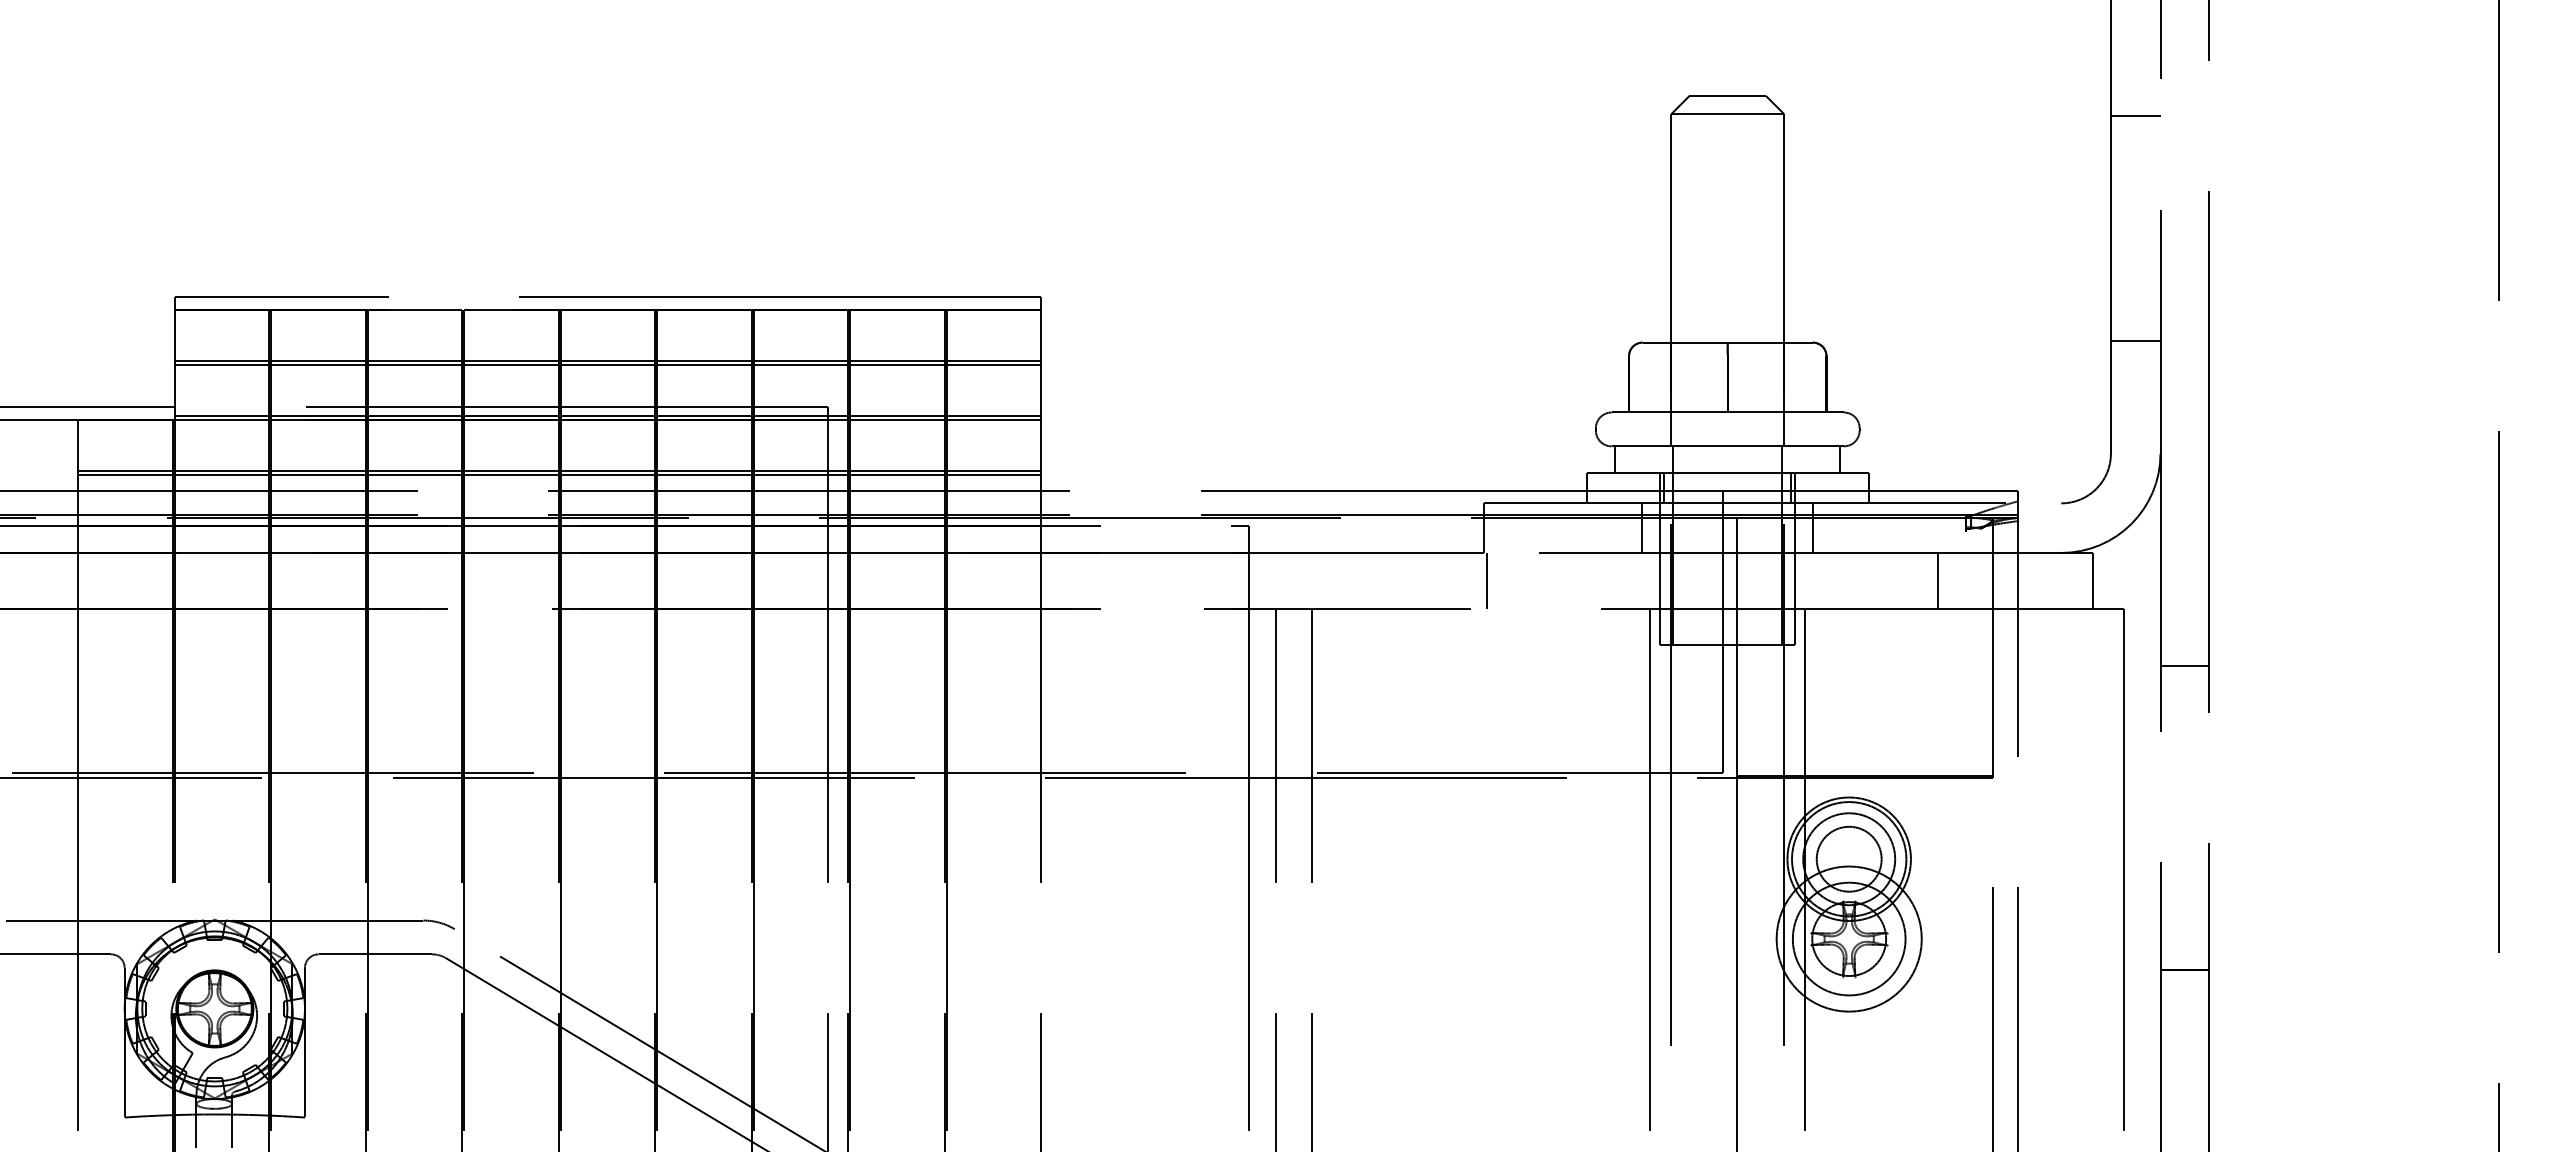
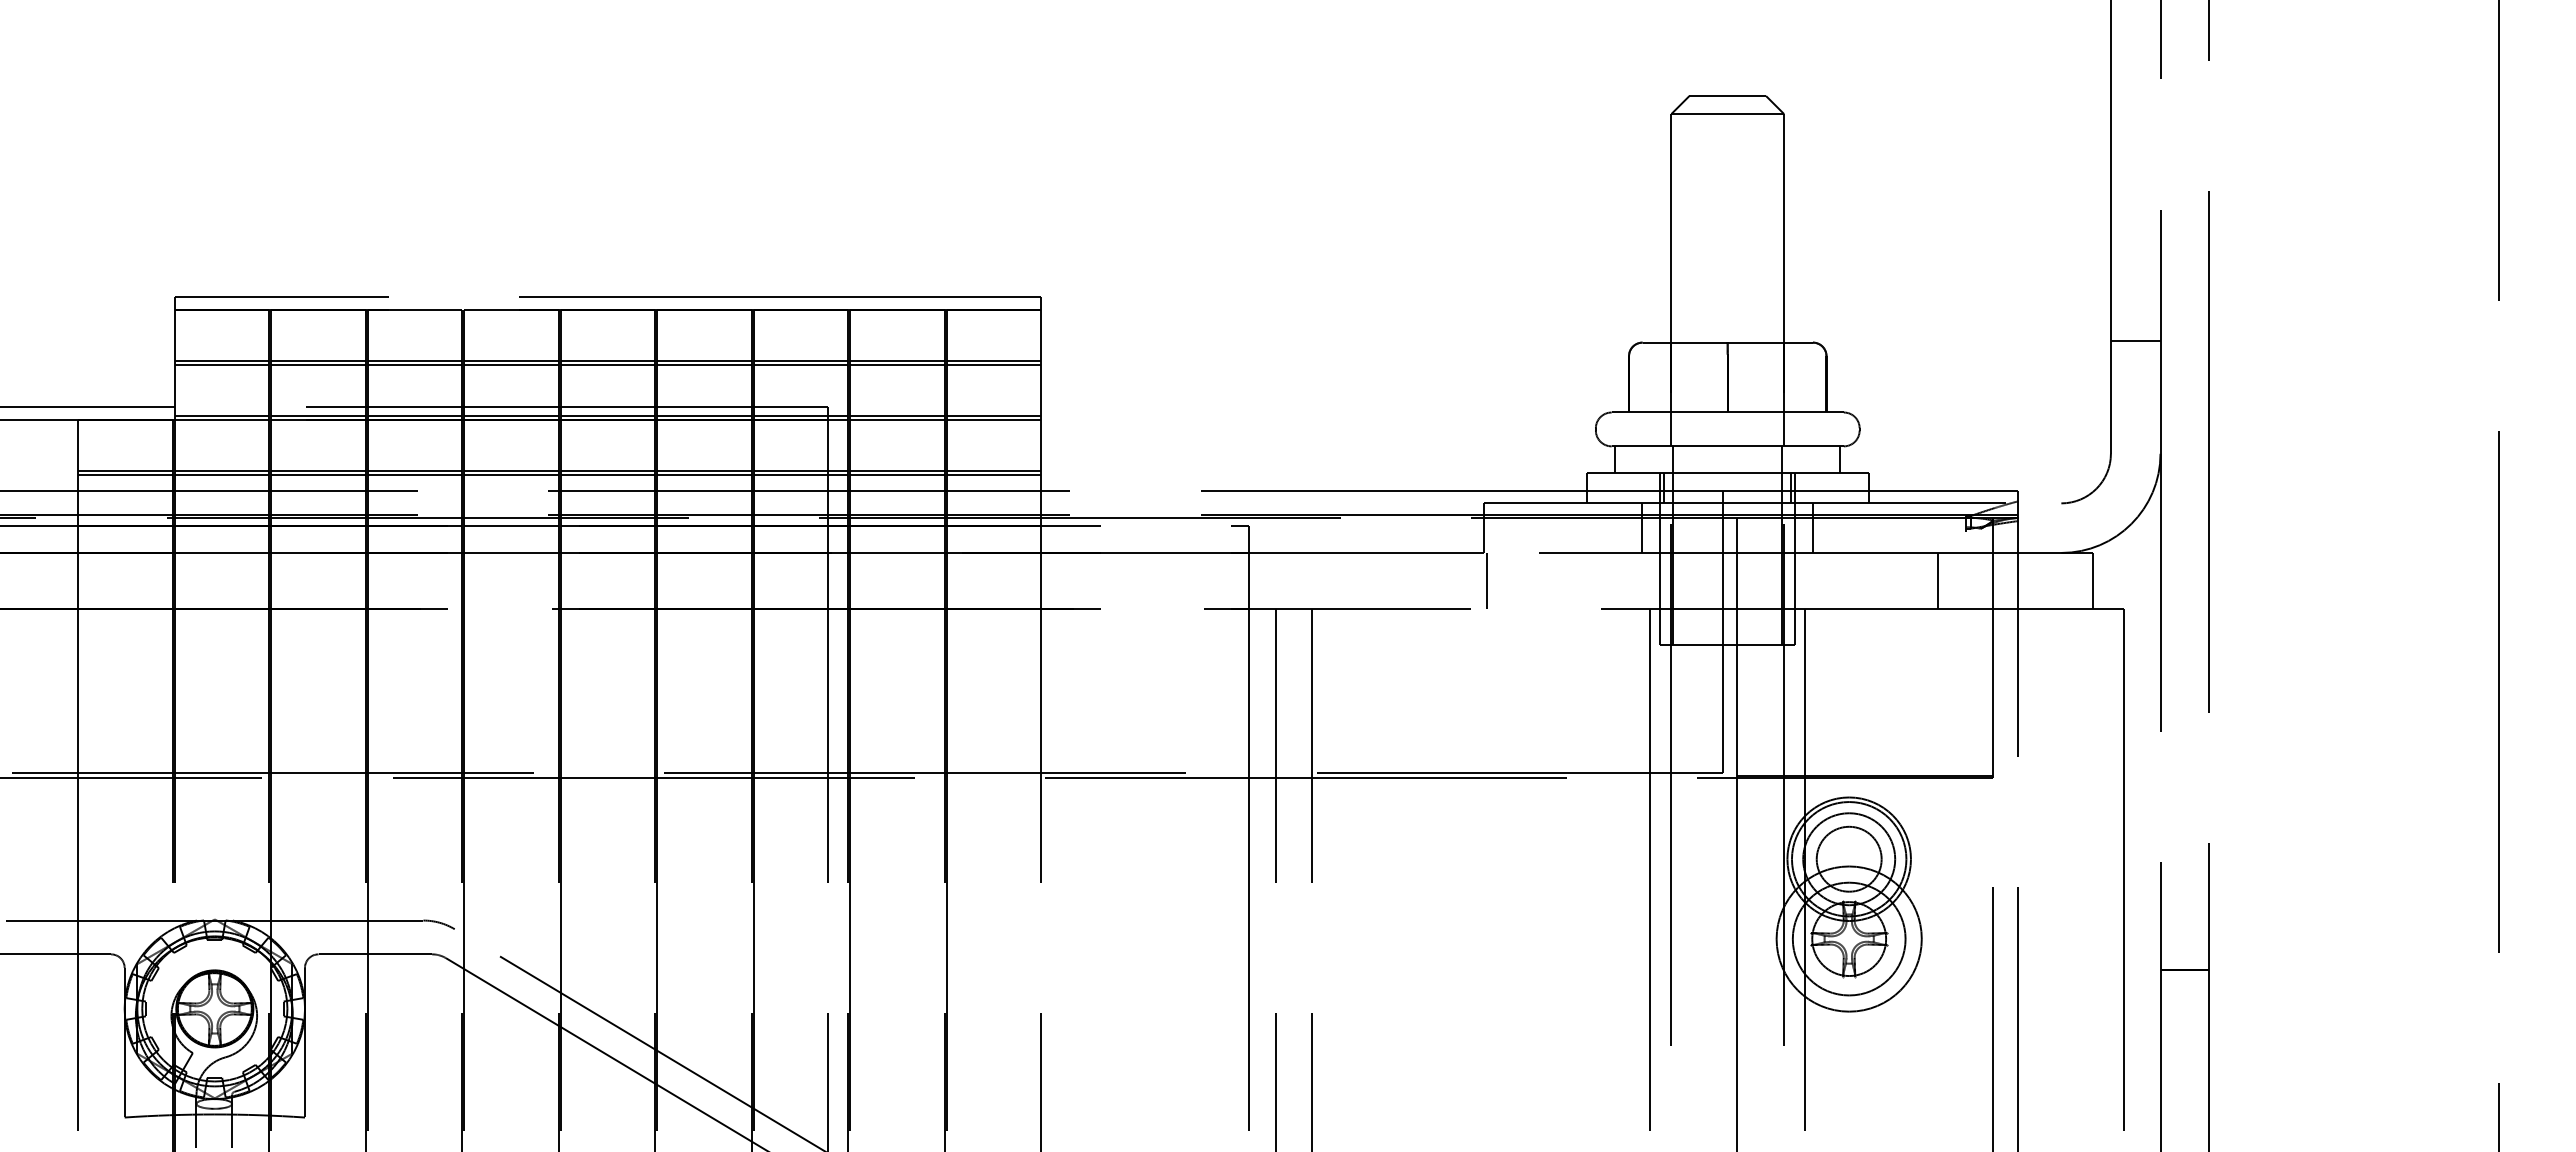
line: present -> none (2135, 115)
line: present -> none (2184, 665)
